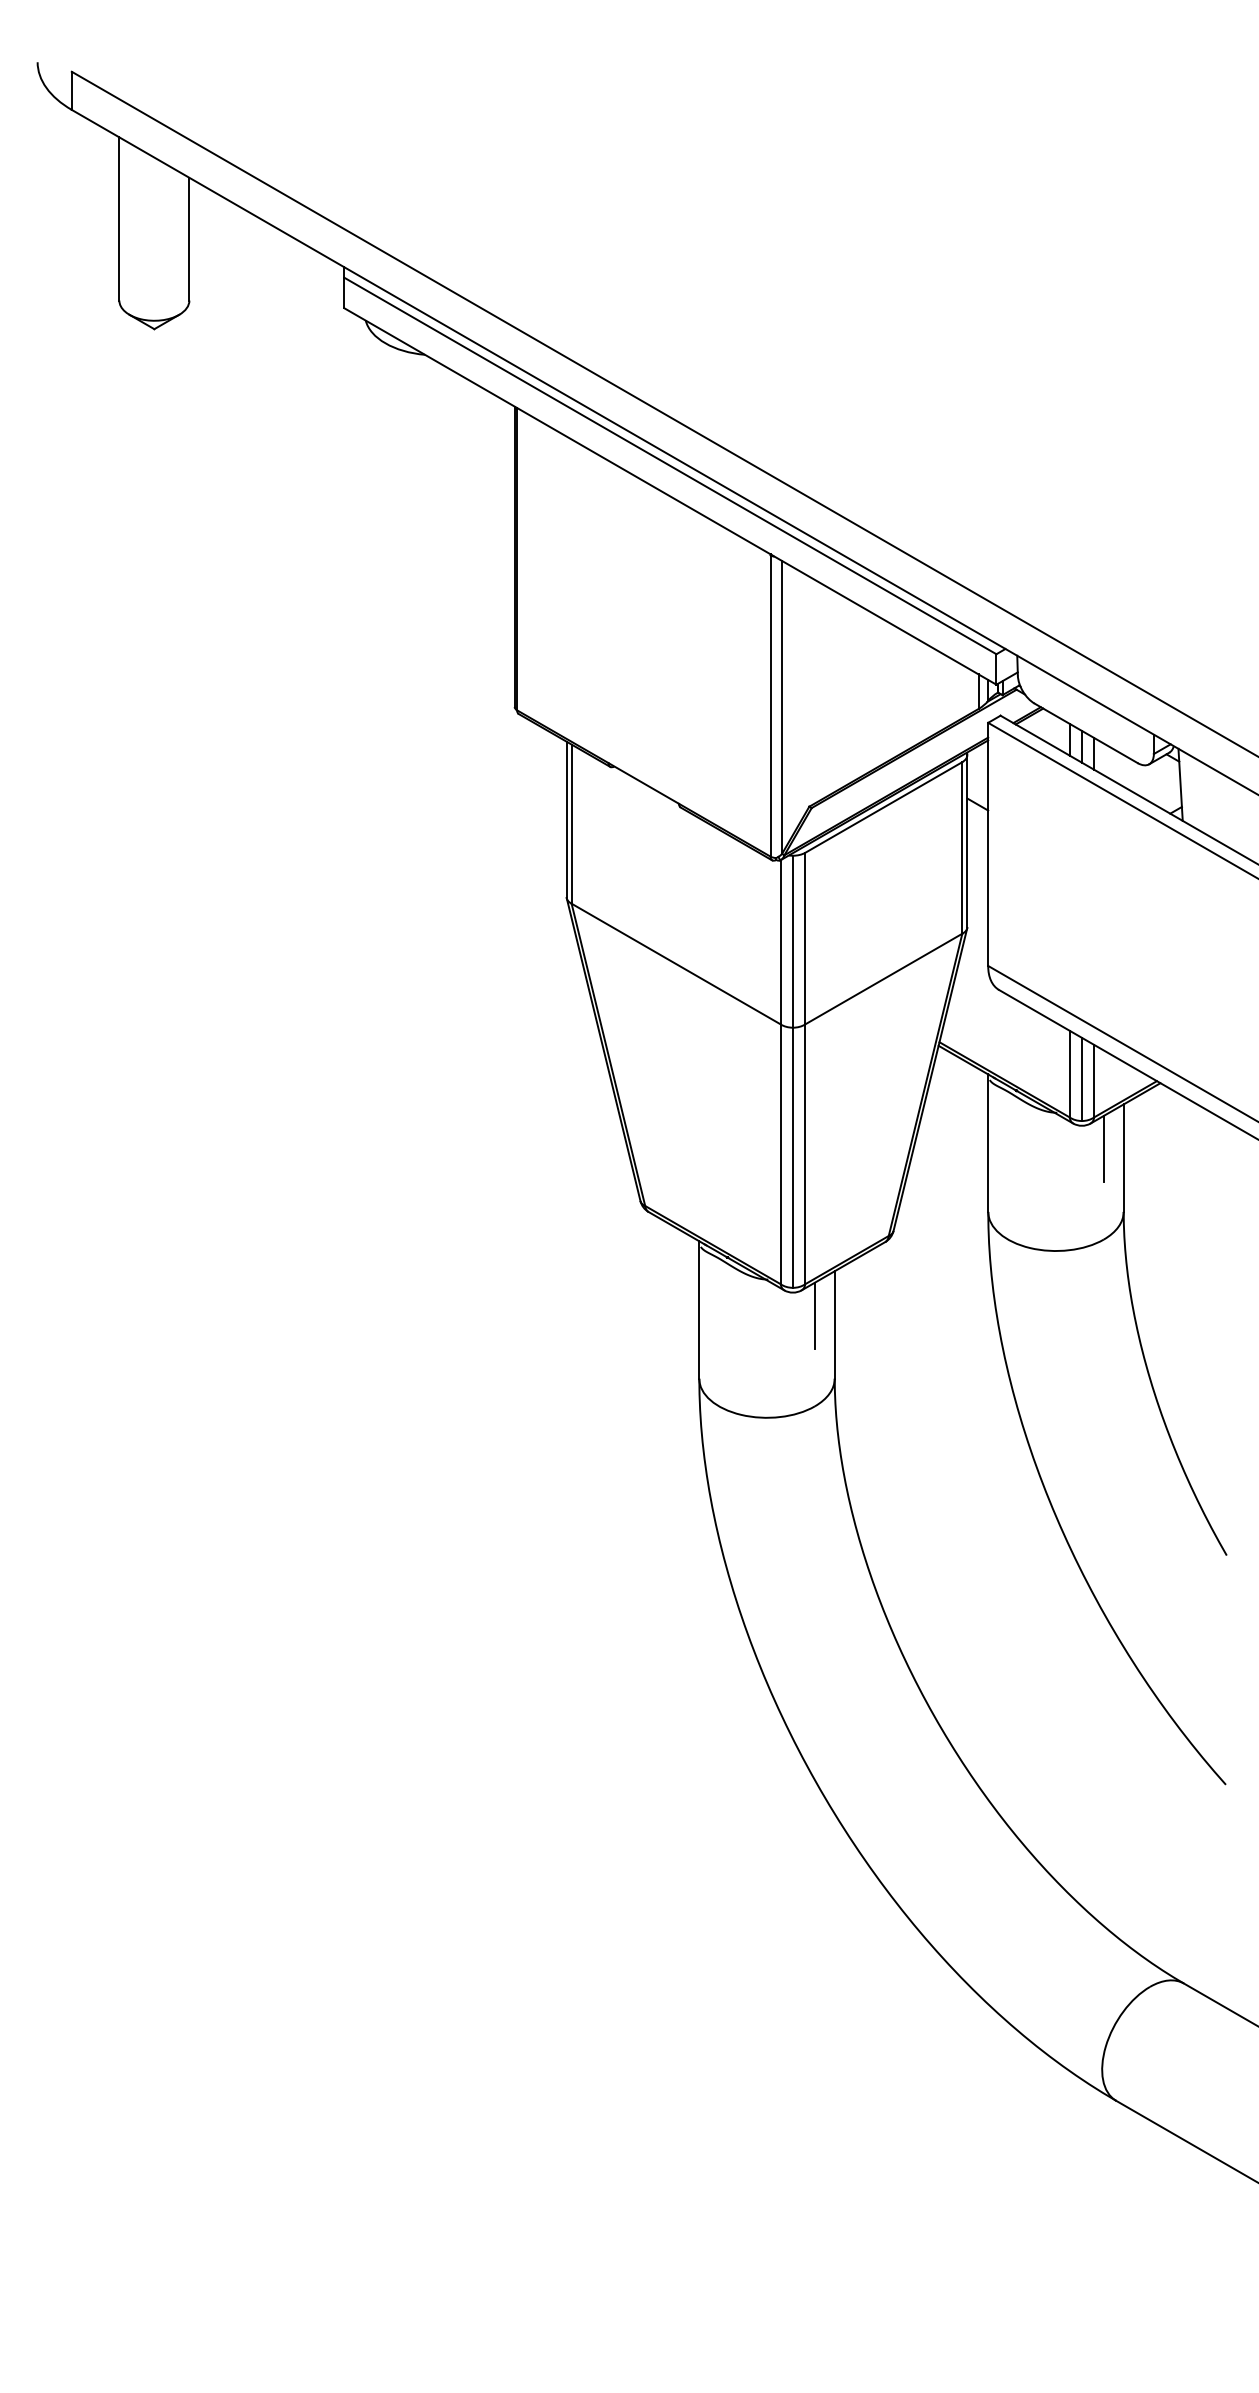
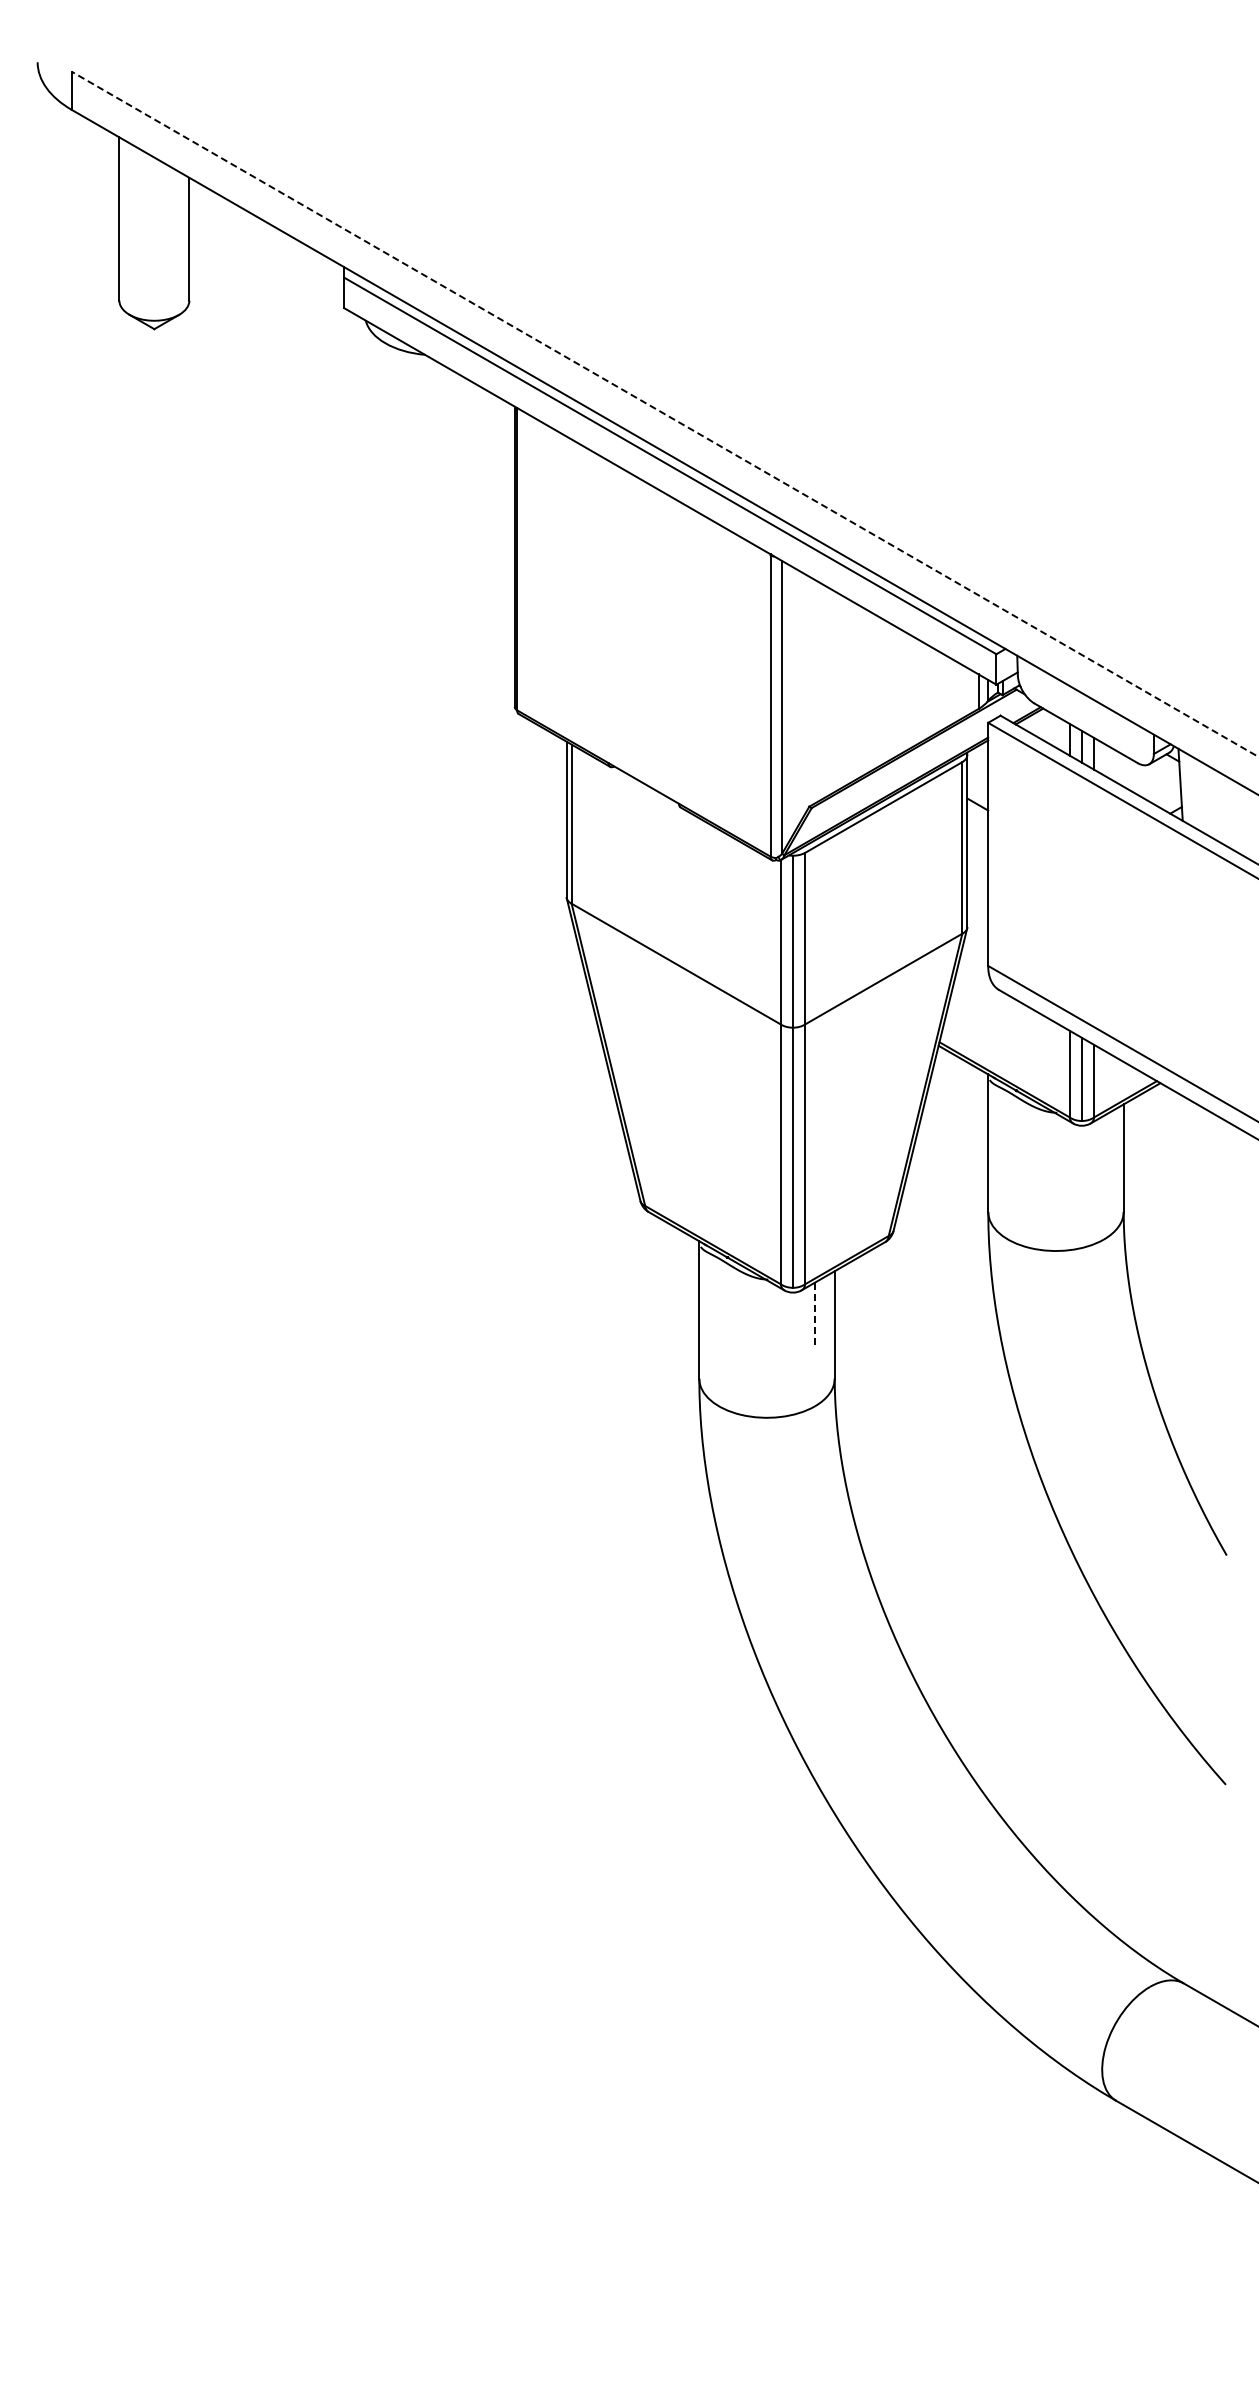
line: solid -> dashed (664, 414)
line: present -> none (1103, 1148)
line: solid -> dashed (814, 1316)
